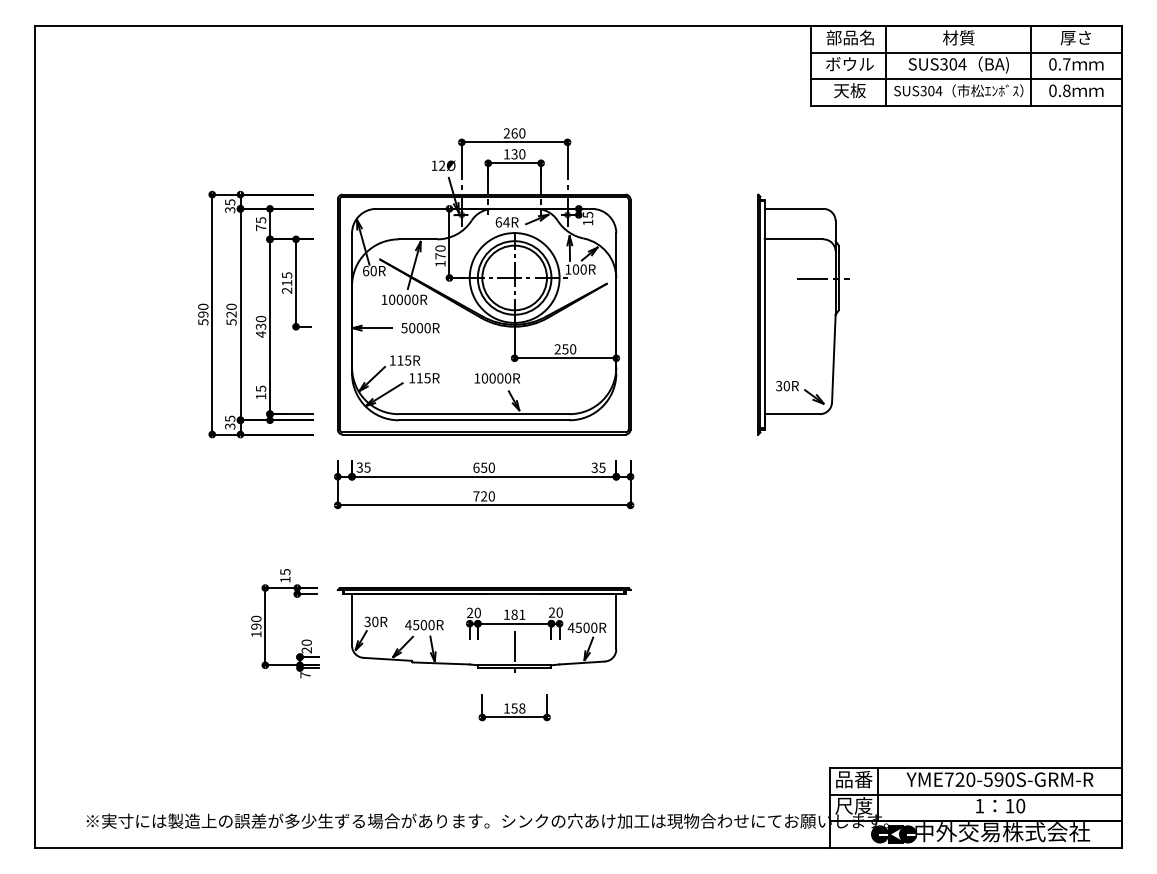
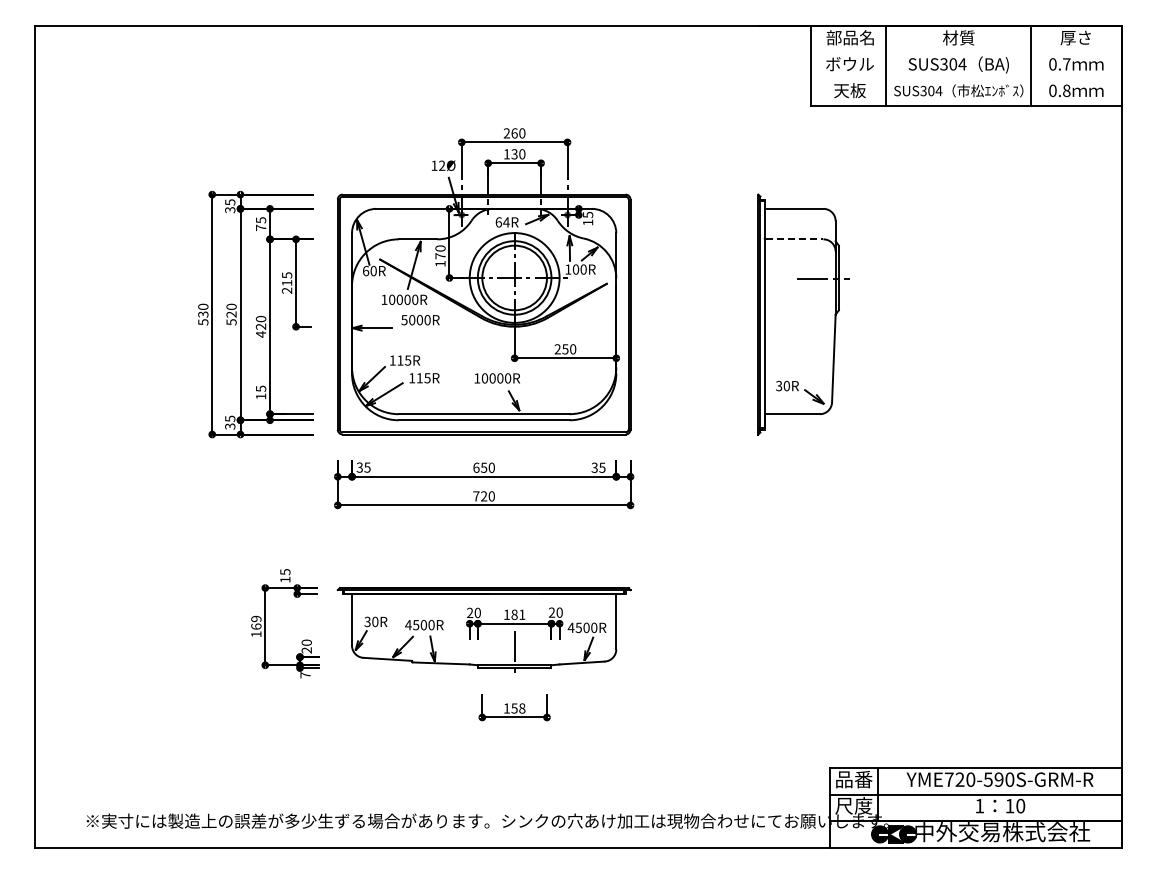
line: present -> none (966, 52)
line: present -> none (966, 79)
line: solid -> dashed (794, 239)
text: 590 -> 530 (203, 314)
text: 430 -> 420 (261, 326)
text position: (420, 328) -> (420, 320) (420, 320)
text: 190 -> 169 (256, 622)
